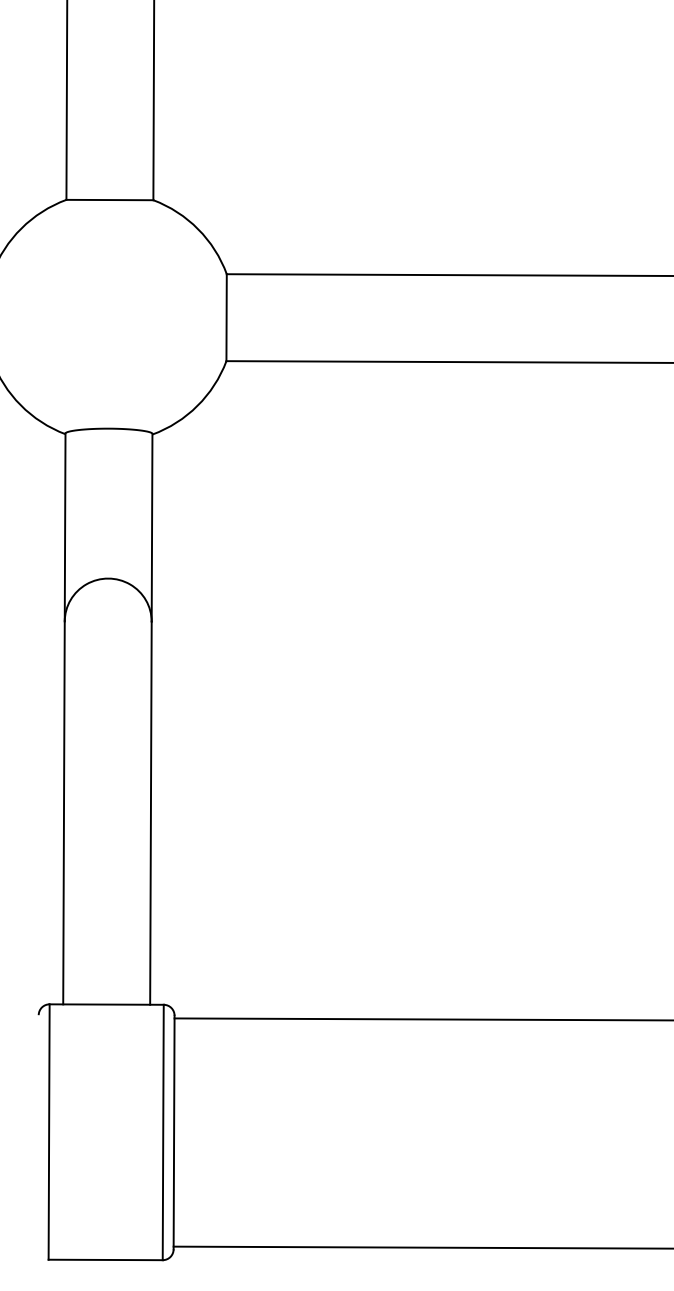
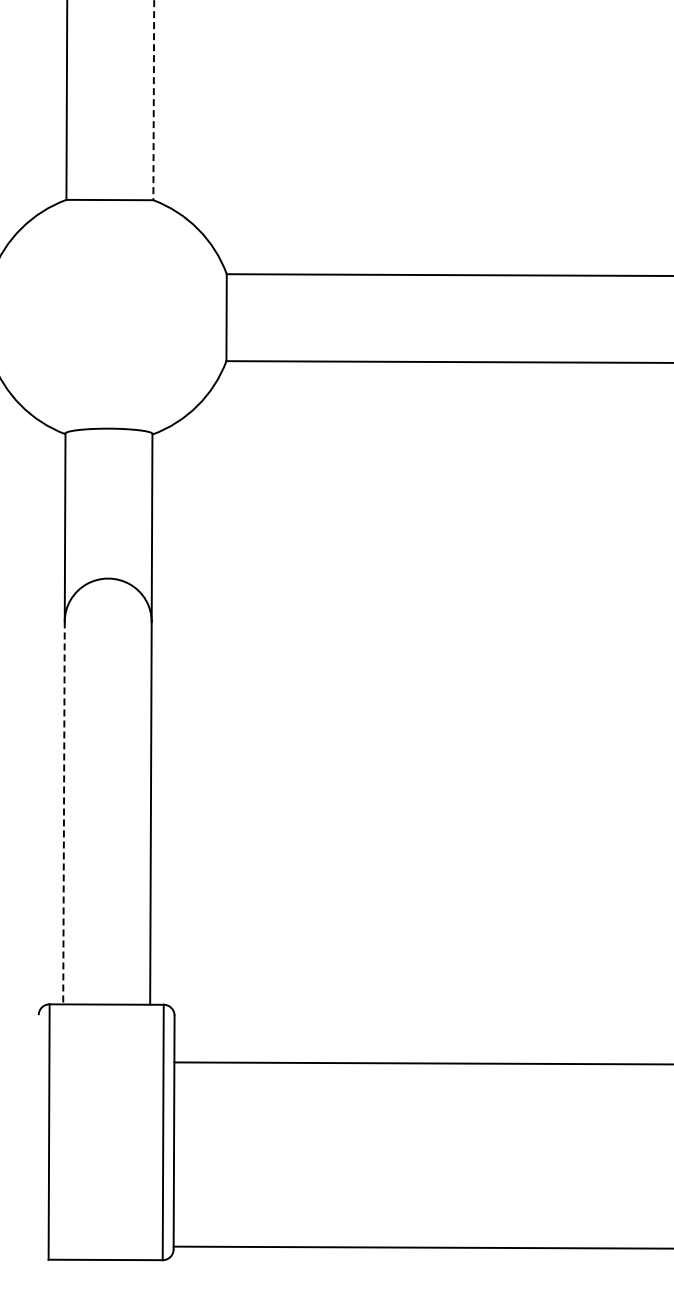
line: solid -> dashed (153, 100)
line: solid -> dashed (63, 813)
line position: (422, 1019) -> (422, 1063) (422, 1063)
